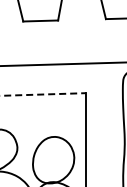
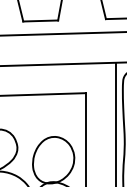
line: none -> present (62, 33)
line: dashed -> solid (43, 94)
line: none -> present (116, 122)
